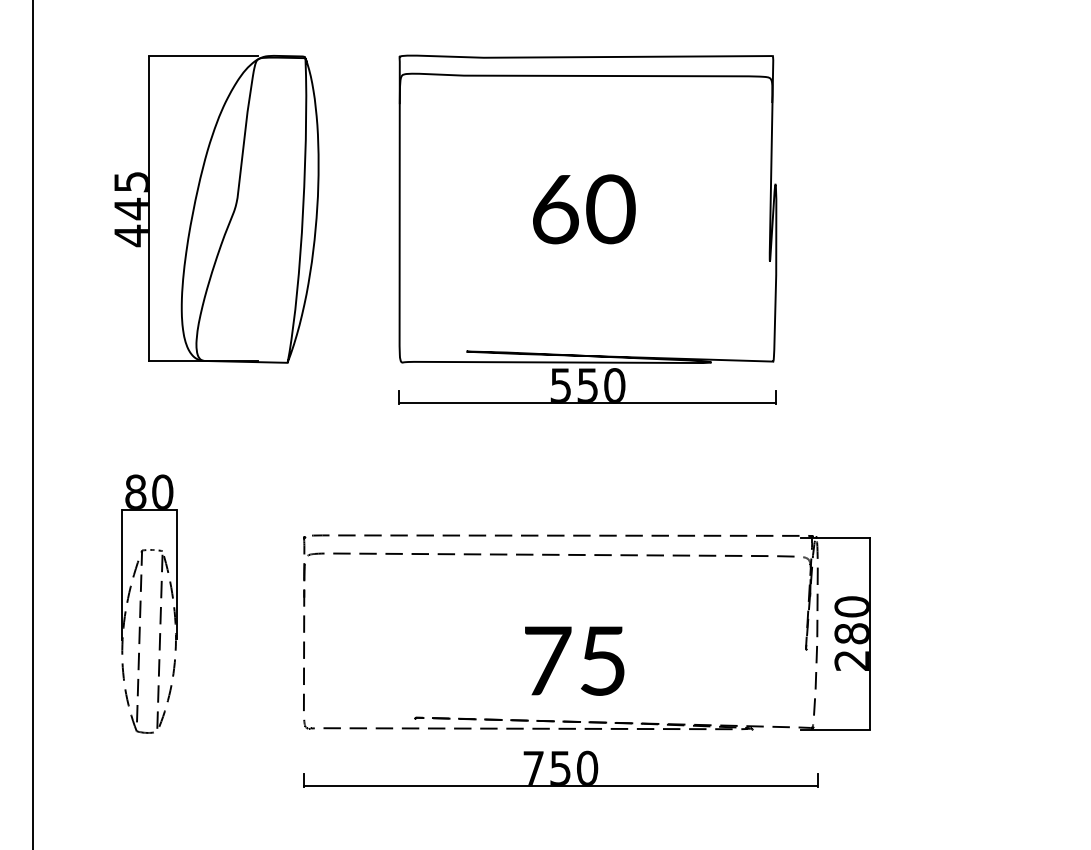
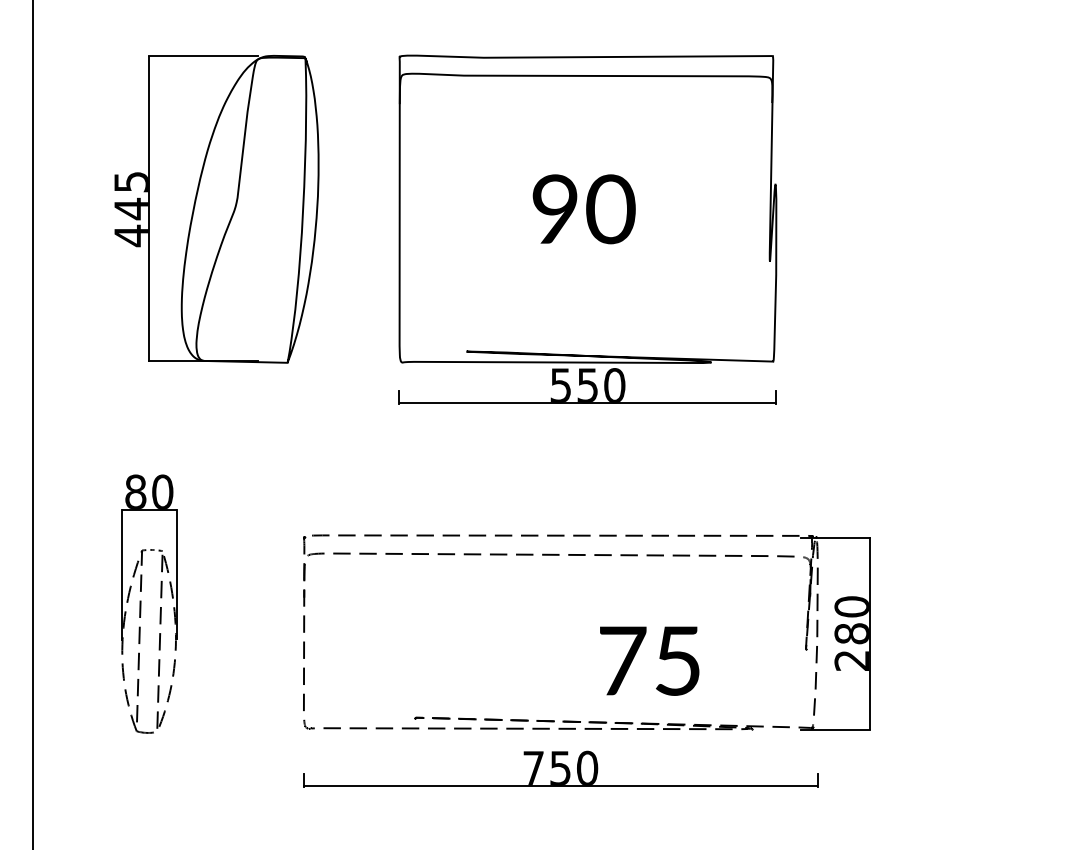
text: 60 -> 90 (555, 209)
text position: (574, 660) -> (649, 660) (649, 660)
